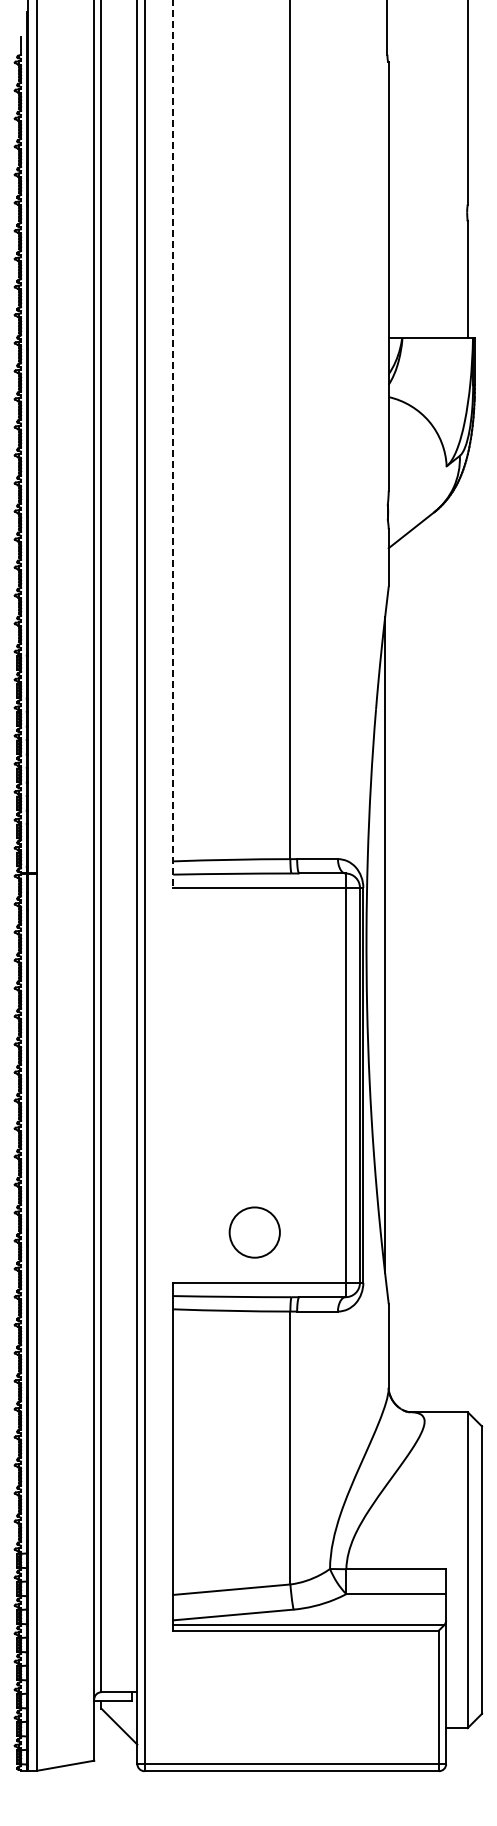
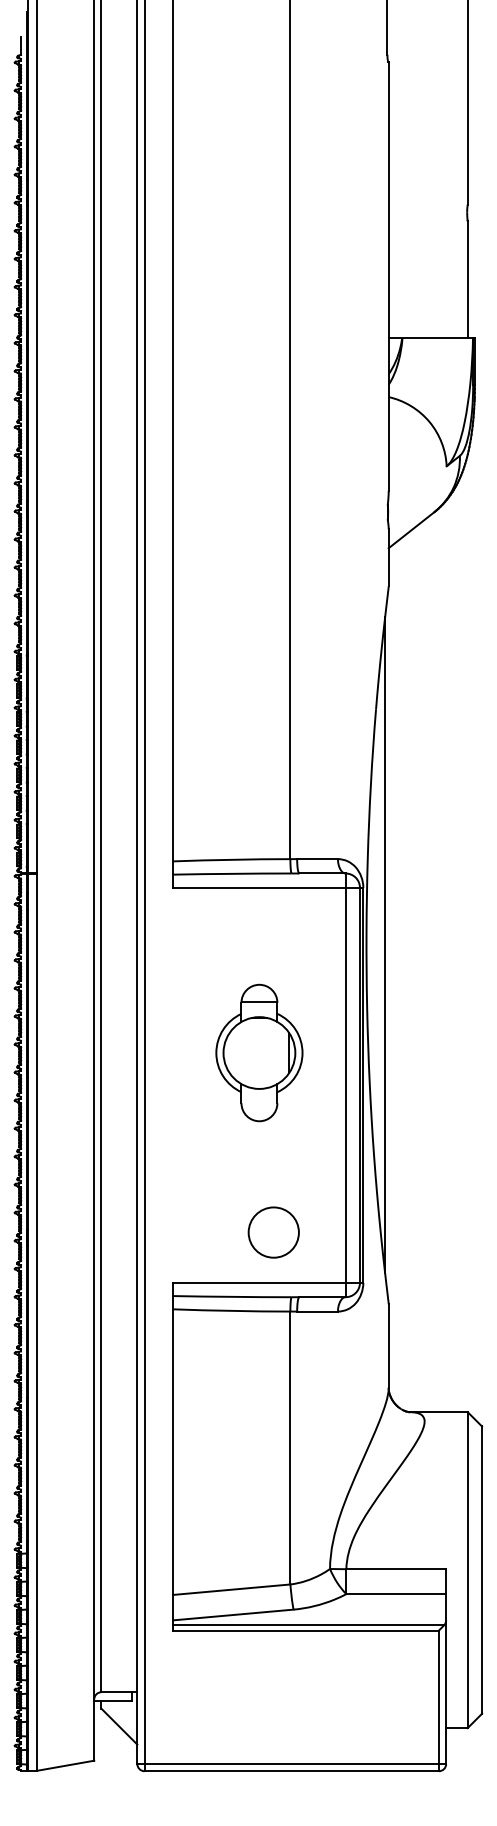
line: dashed -> solid (173, 444)
part: none -> present (259, 1052)
circle position: (254, 1232) -> (273, 1232) (273, 1232)
